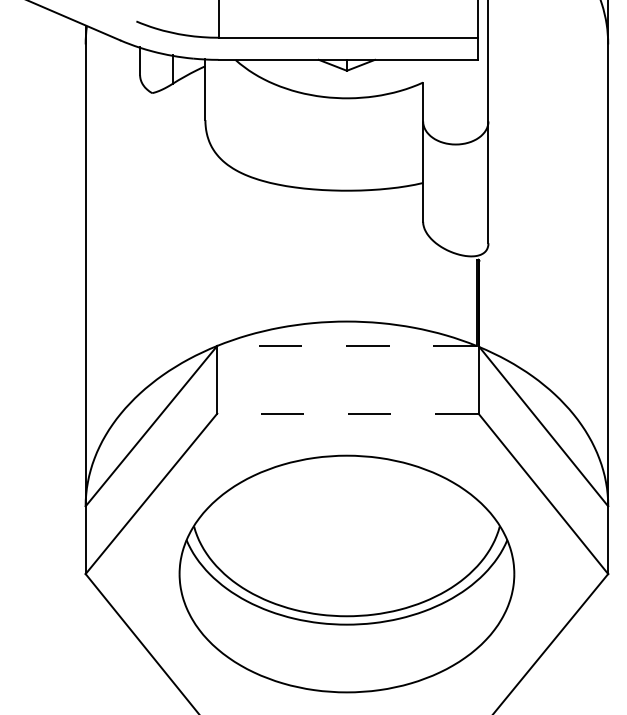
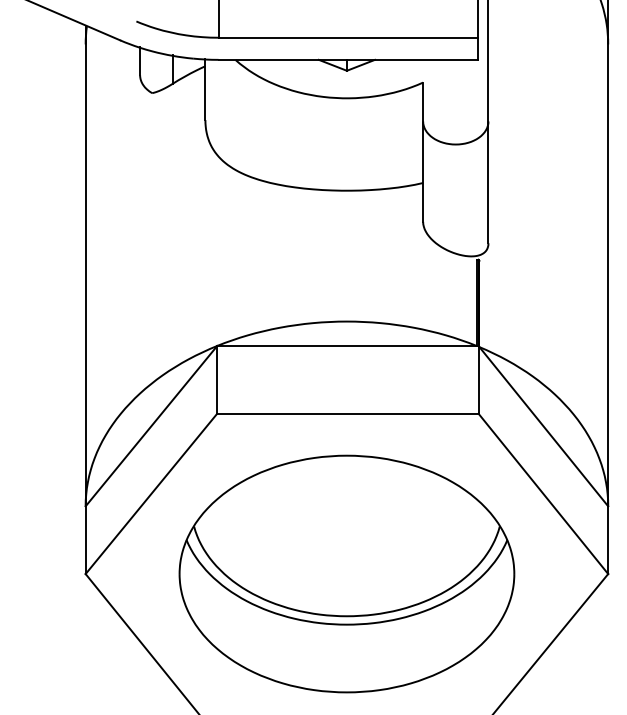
line: dashed -> solid (346, 345)
line: dashed -> solid (347, 413)
